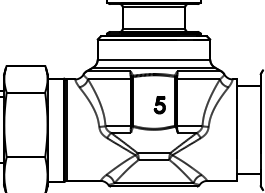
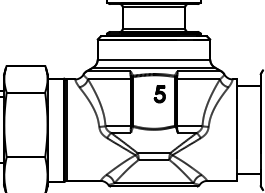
part position: (159, 105) -> (159, 94) (159, 94)
